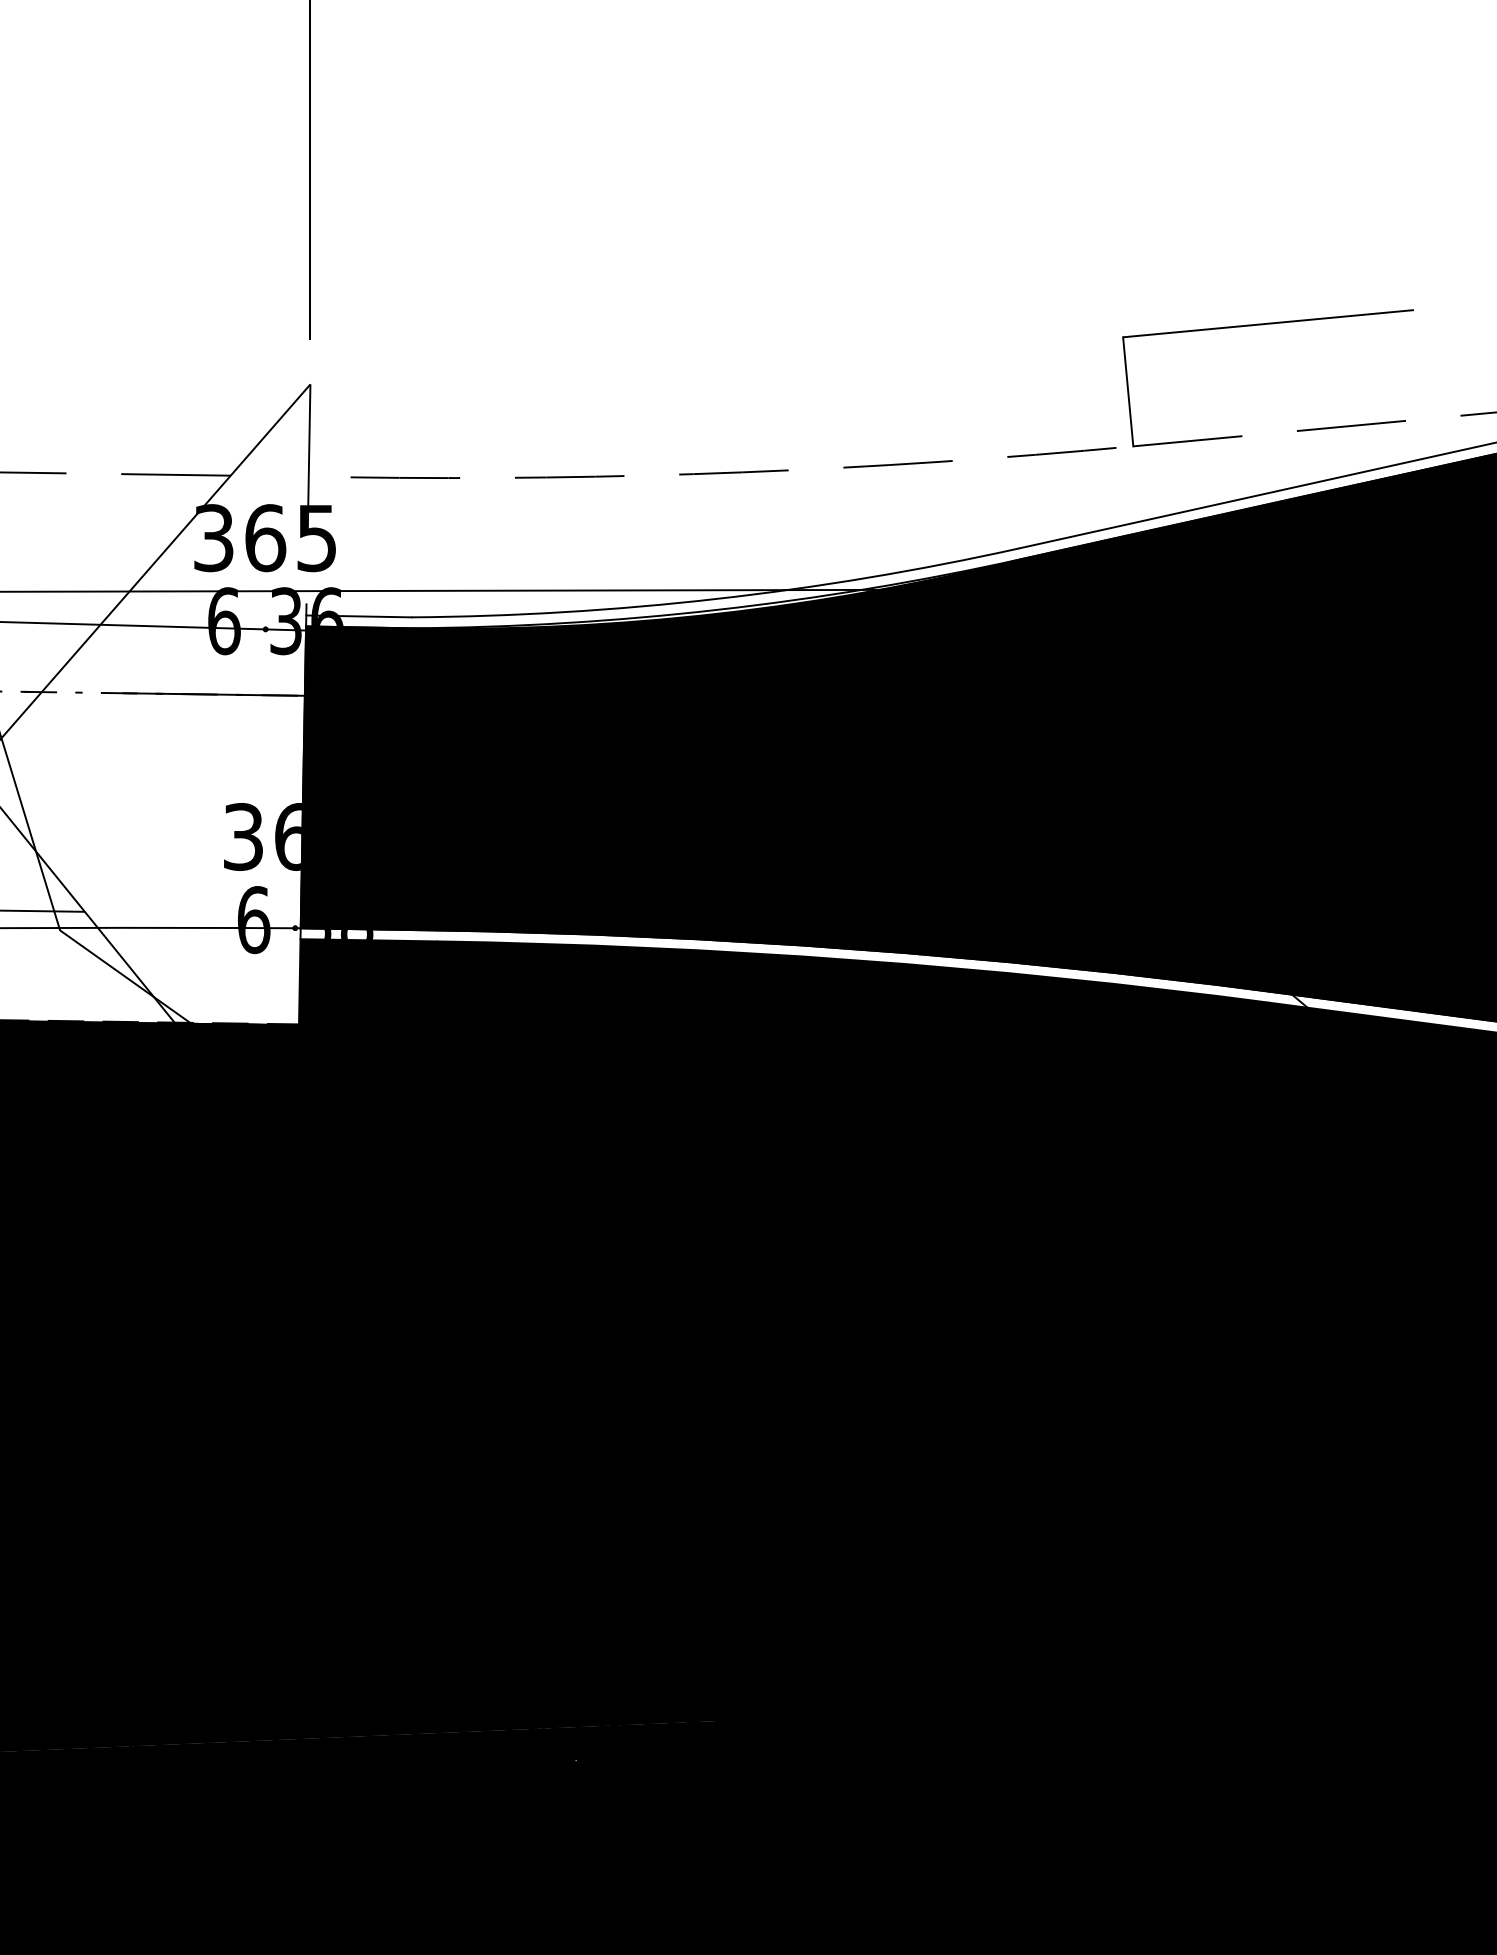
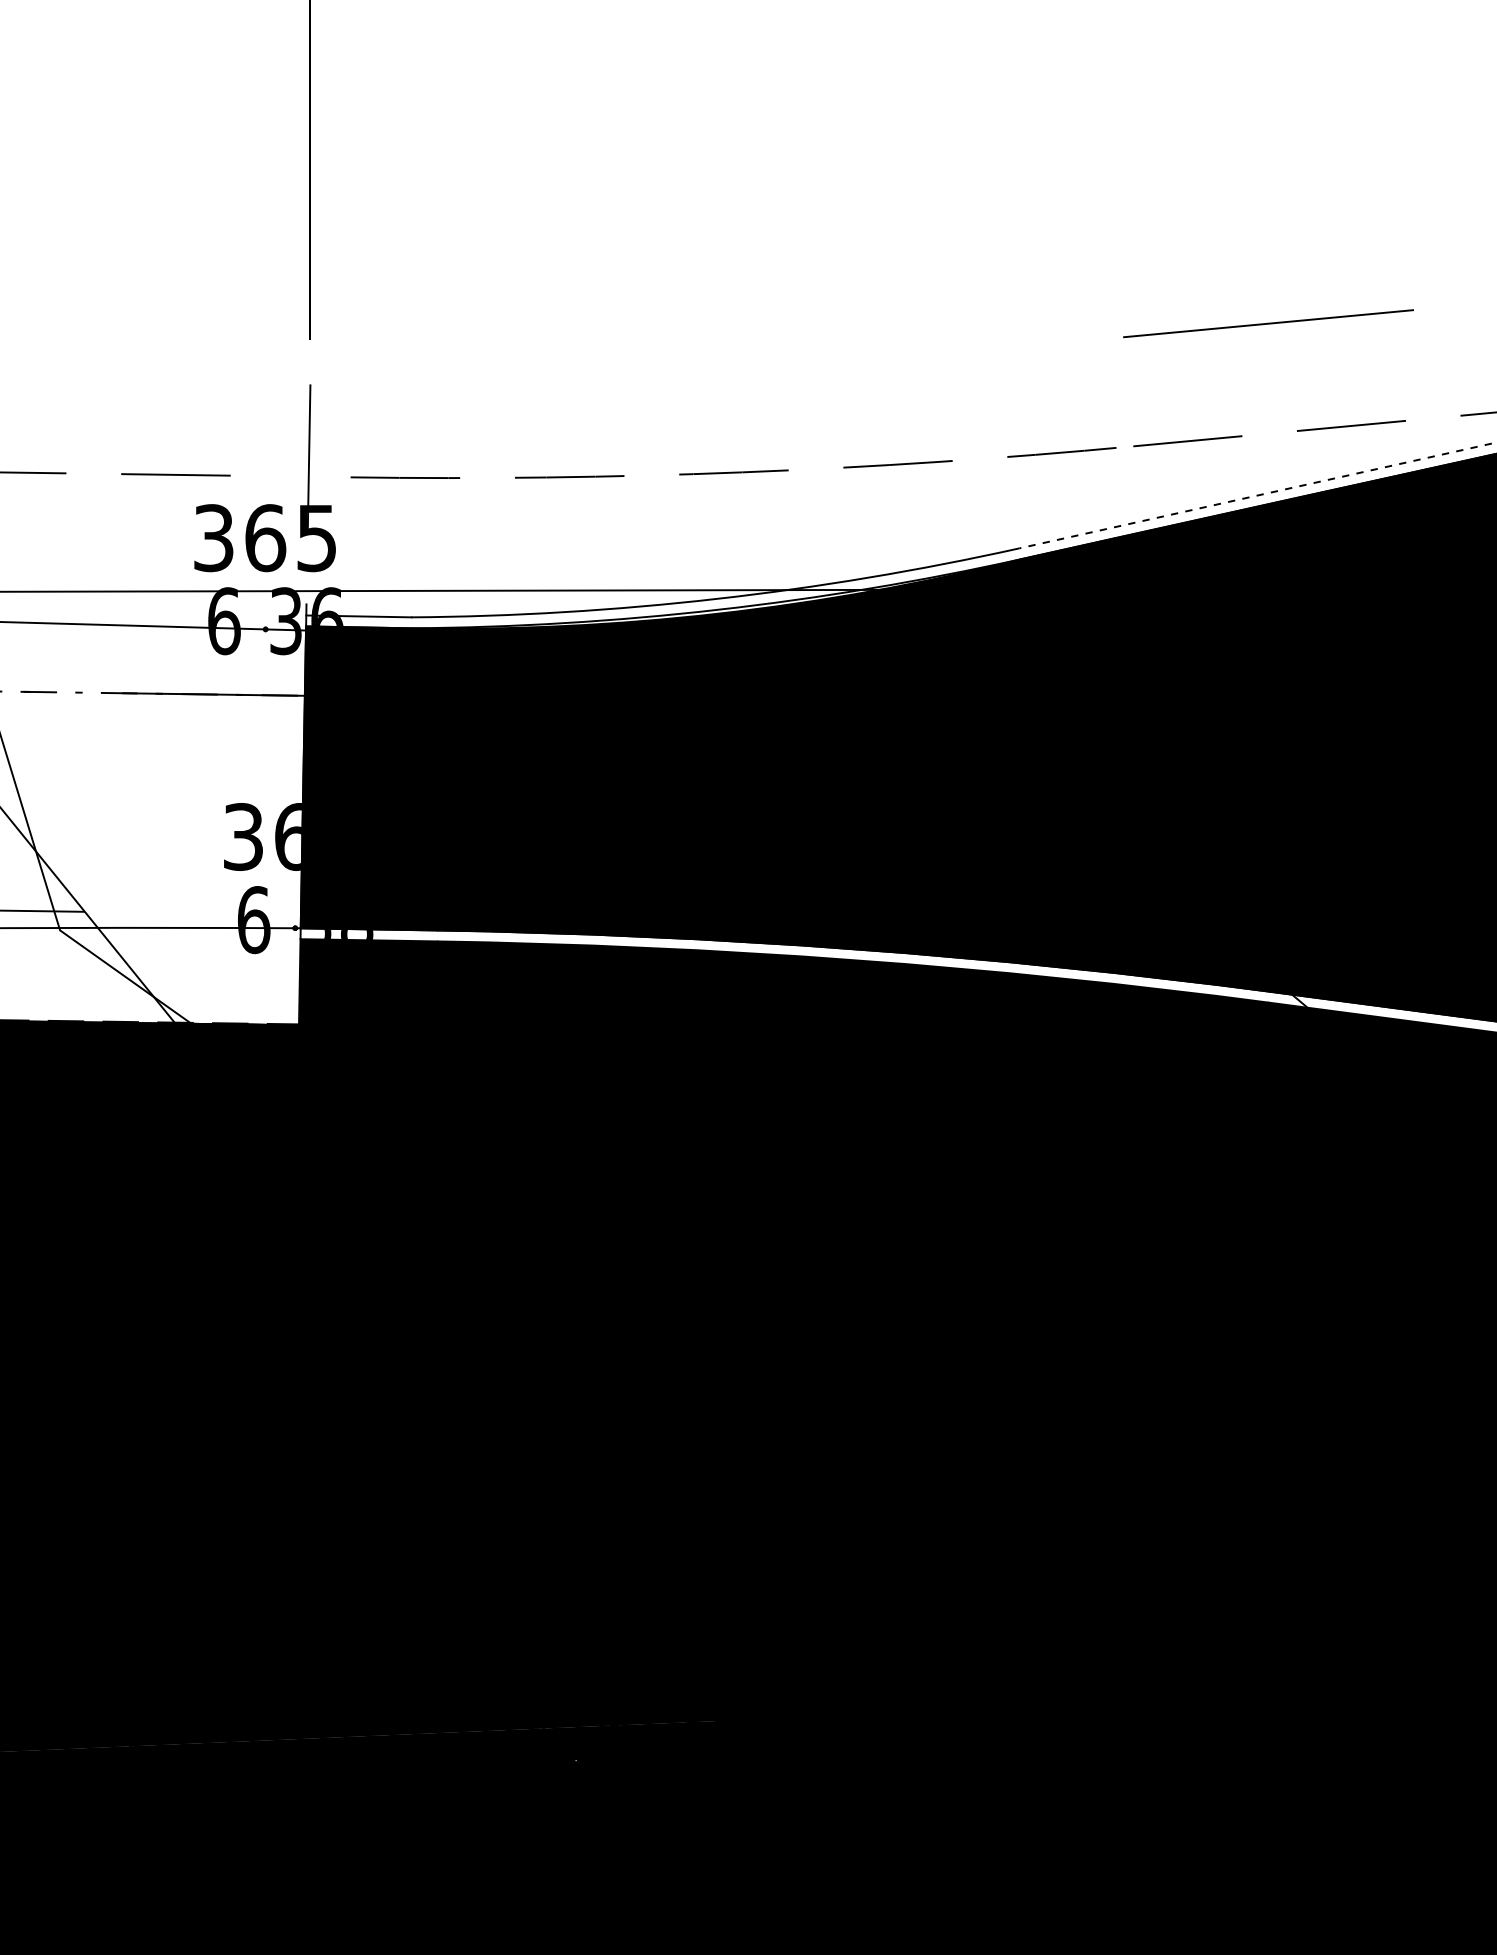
line: present -> none (1128, 391)
line: solid -> dashed (1257, 495)
line: present -> none (156, 560)
